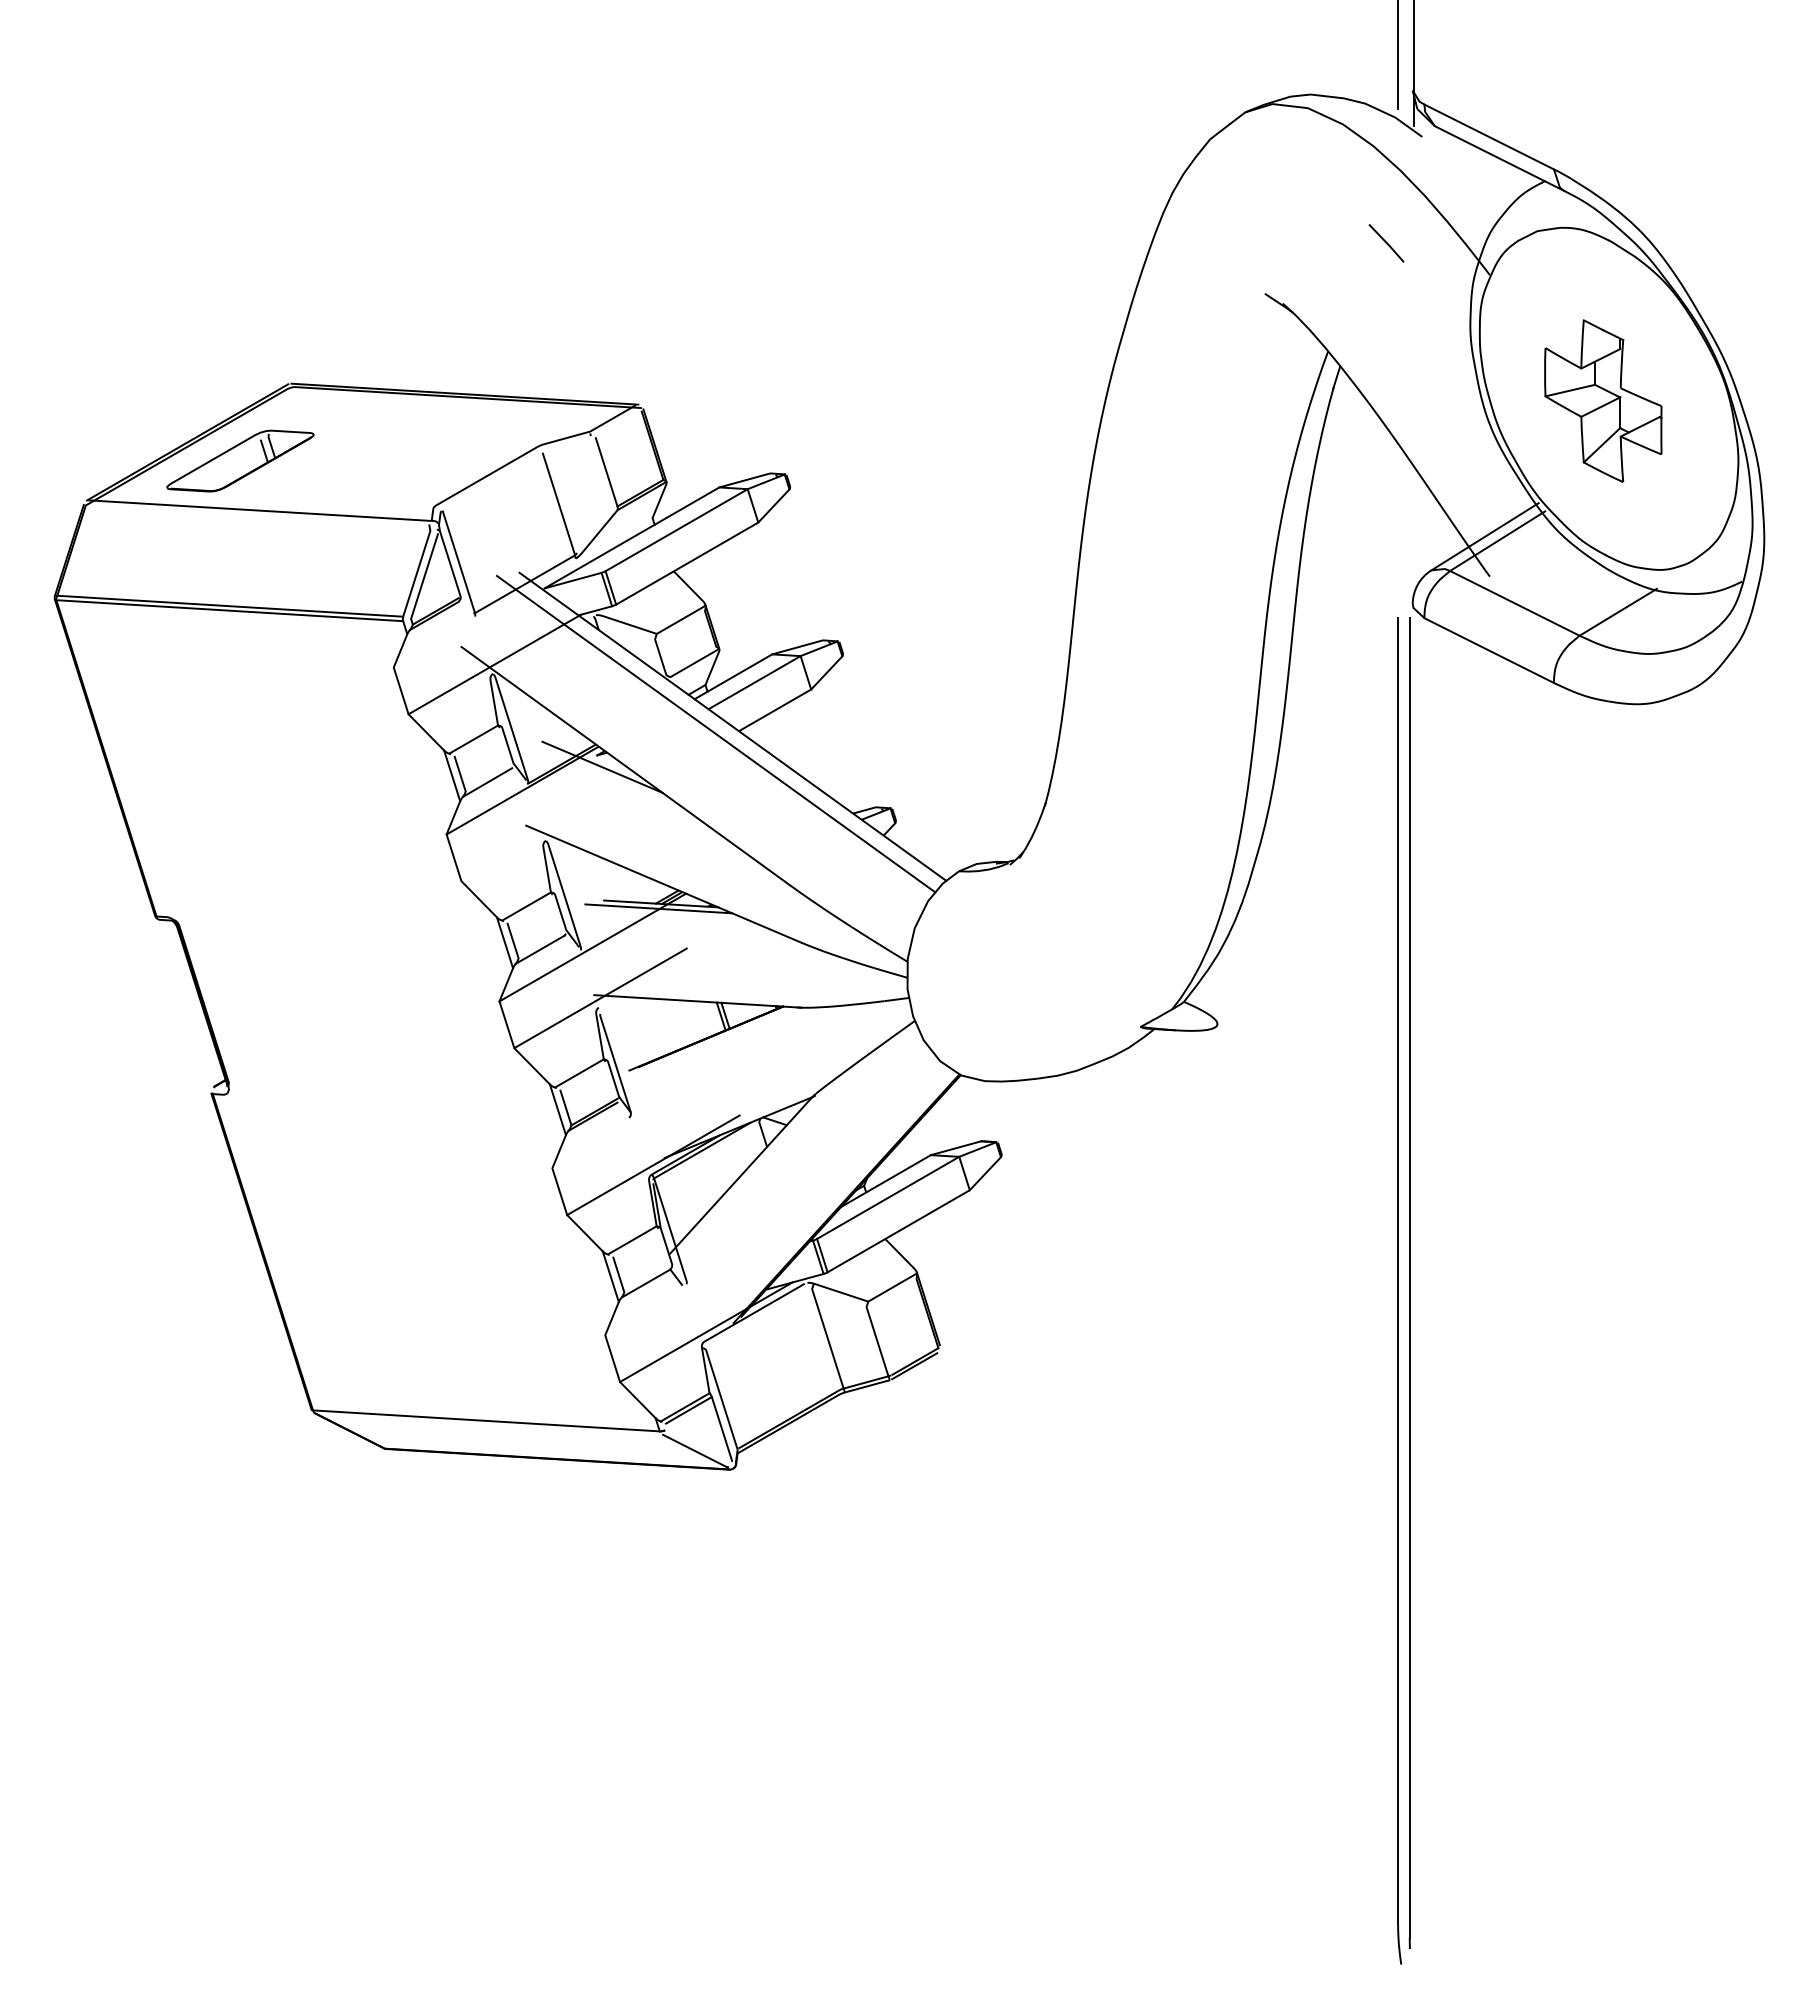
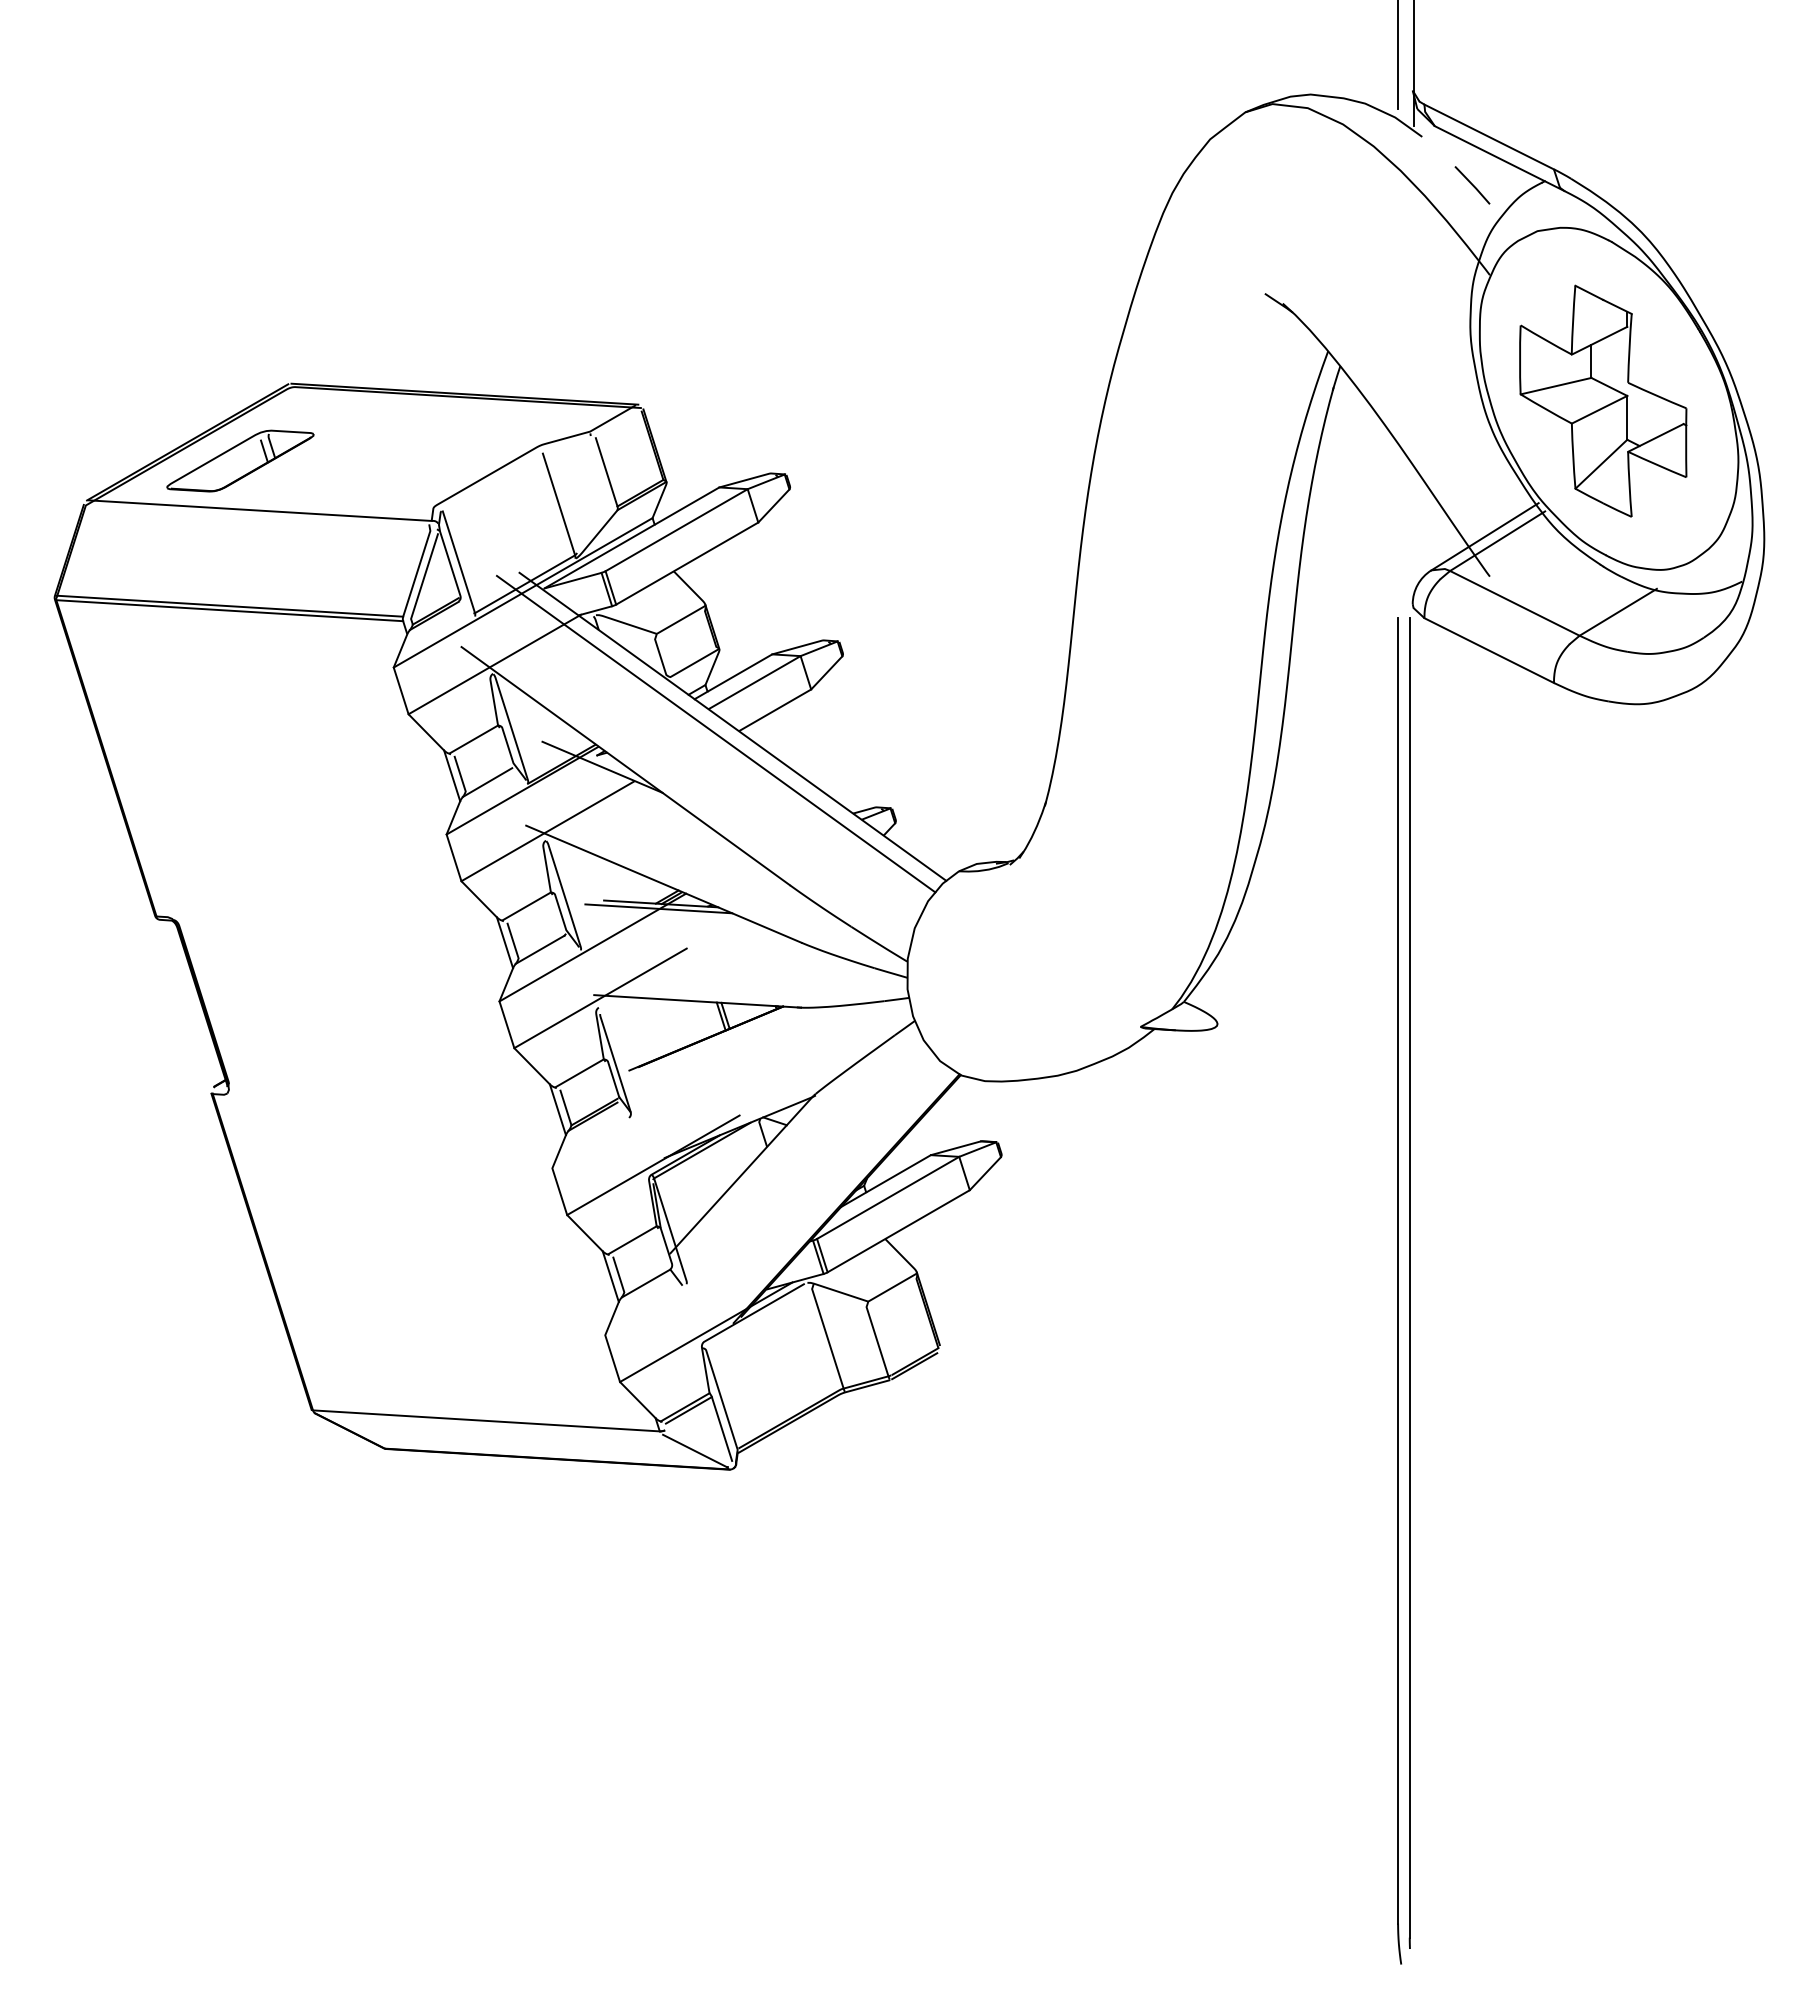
line position: (1386, 243) -> (1472, 185) (1472, 185)
part size: 119x164 px -> 169x234 px (1603, 400)
line: none -> present (522, 592)
line: none -> present (547, 831)
